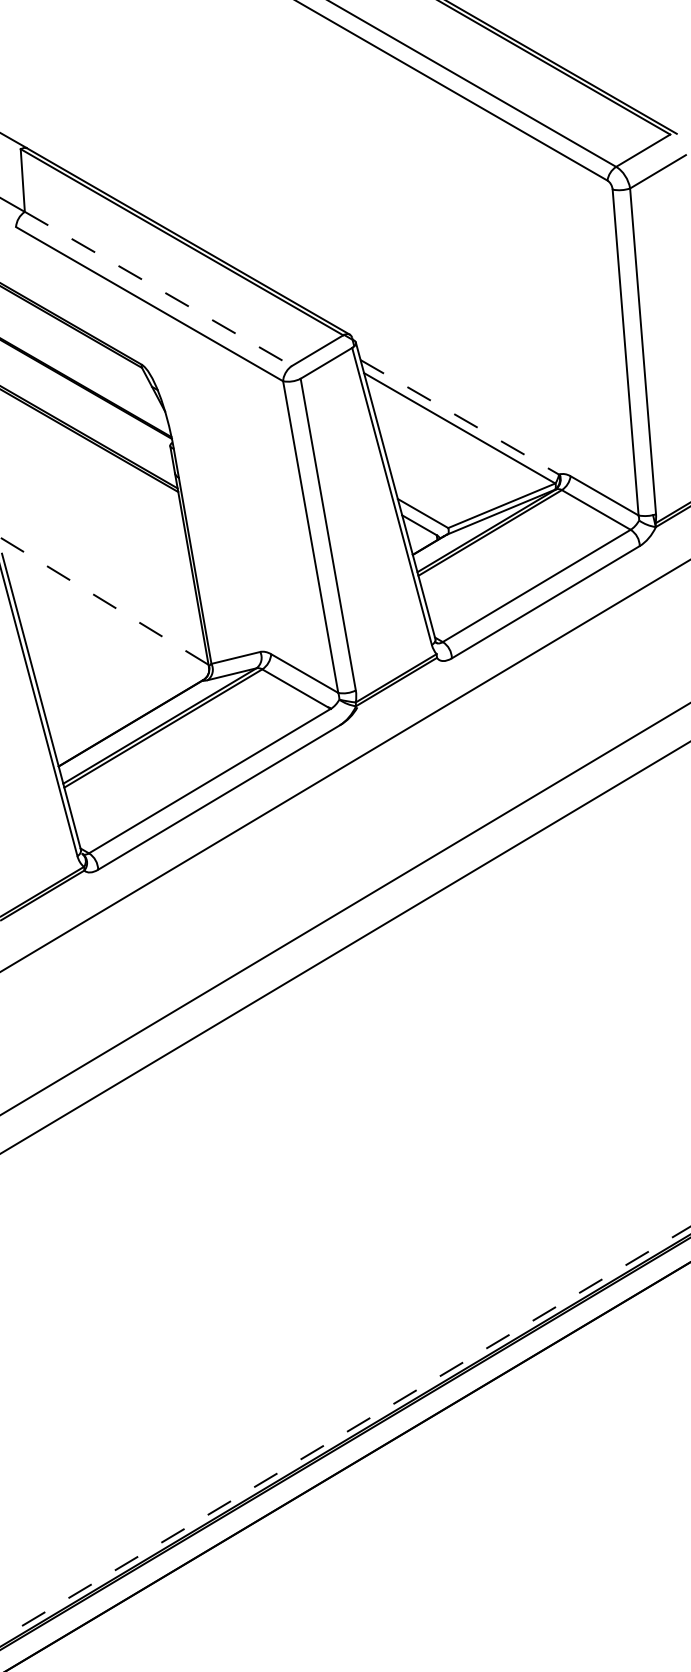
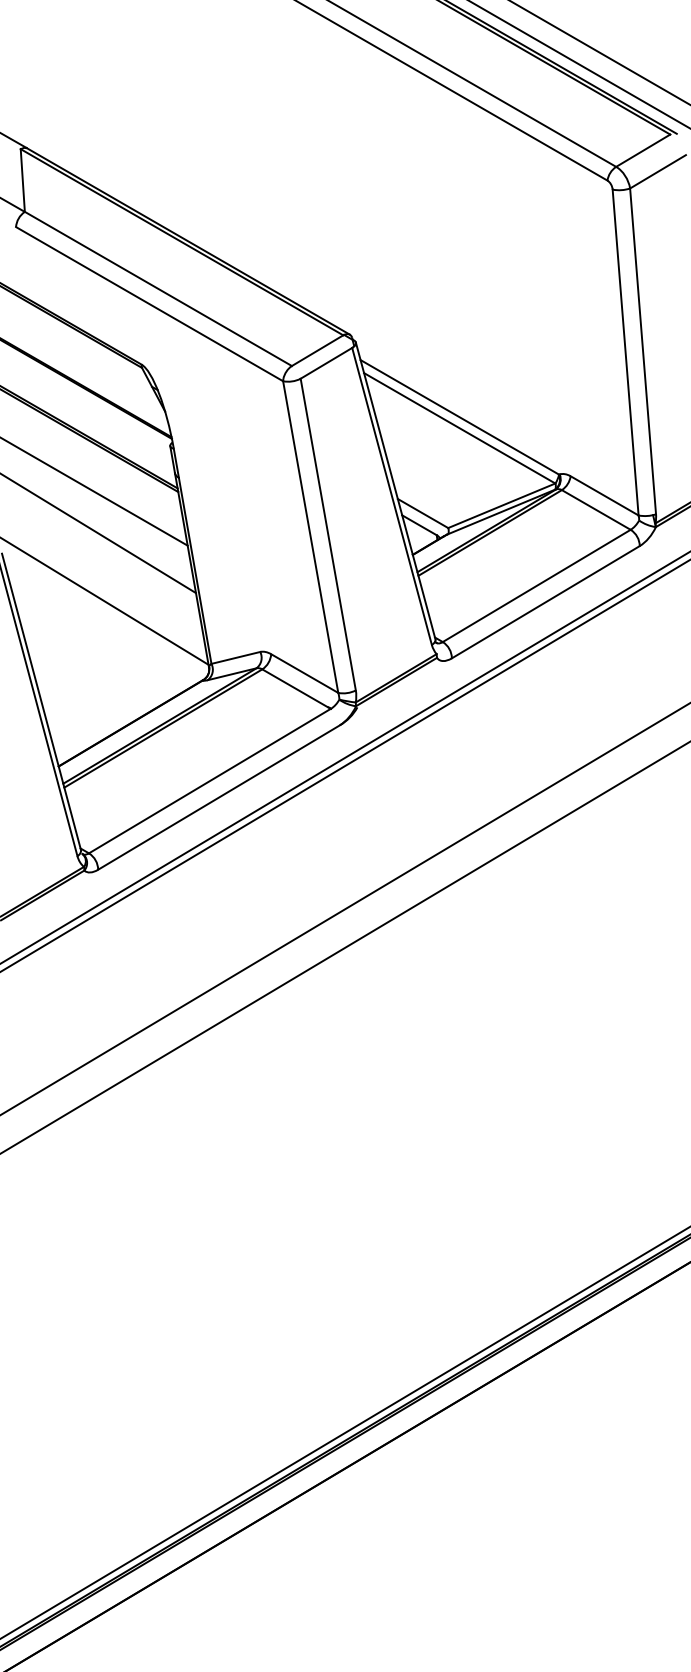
line: none -> present (599, 52)
line: none -> present (579, 64)
line: dashed -> solid (158, 289)
line: dashed -> solid (459, 417)
line: none -> present (94, 491)
line: none -> present (98, 533)
line: dashed -> solid (104, 601)
line: none -> present (344, 757)
line: dashed -> solid (345, 1432)
